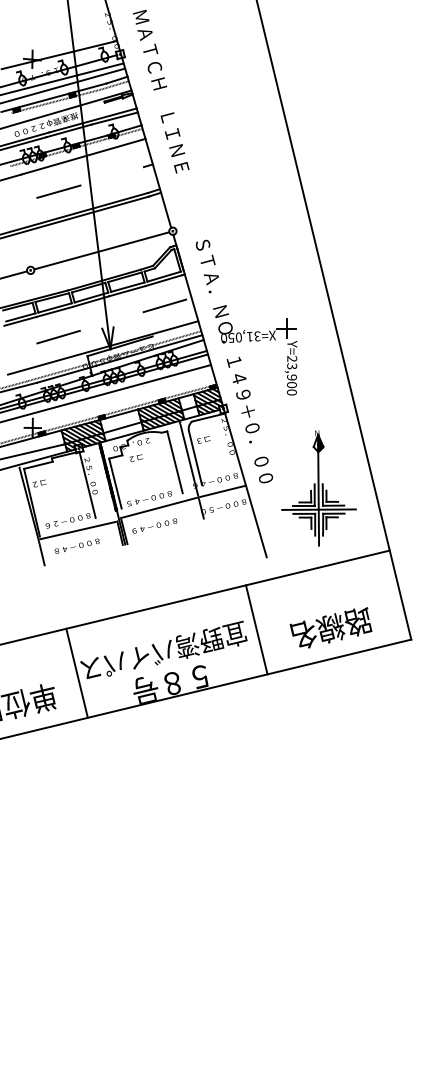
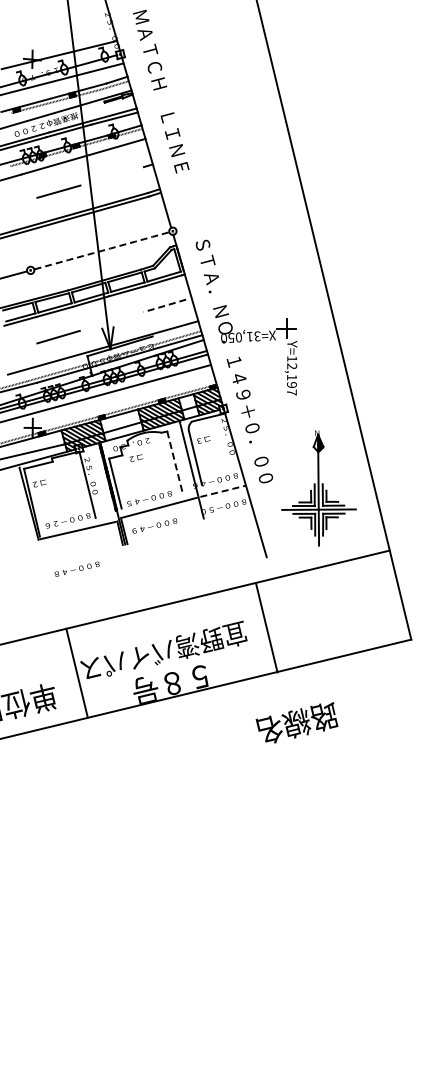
line: present -> none (63, 85)
arc: solid -> dashed (101, 250)
line: solid -> dashed (164, 306)
text: Y=23,900 -> Y=12,197 (291, 375)
line: solid -> dashed (175, 462)
line: solid -> dashed (223, 491)
text position: (76, 545) -> (76, 568) (76, 568)
line: present -> none (41, 553)
text position: (330, 627) -> (296, 722) (296, 722)
line position: (256, 629) -> (266, 627) (266, 627)
